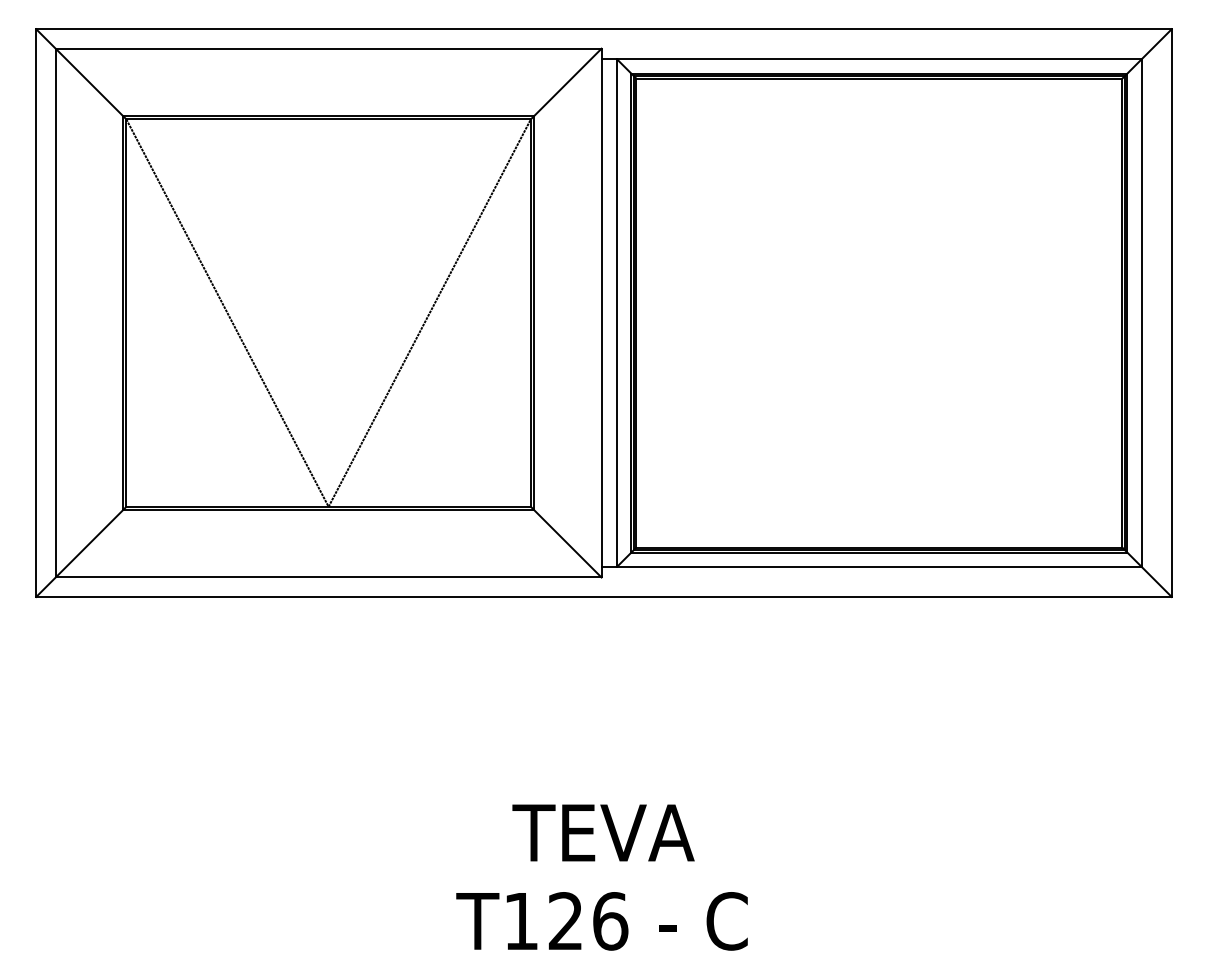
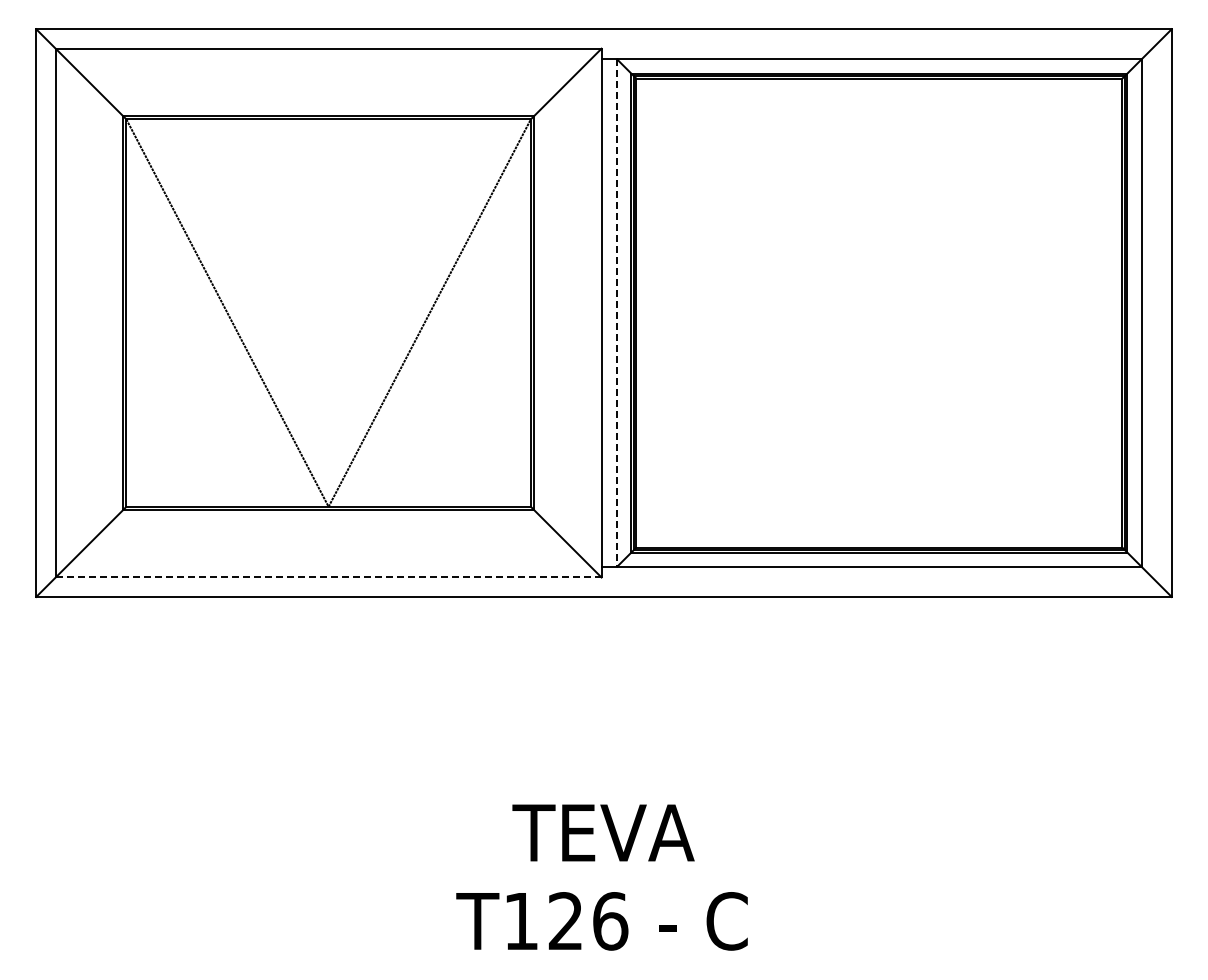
line: solid -> dashed (617, 313)
line: solid -> dashed (328, 577)
